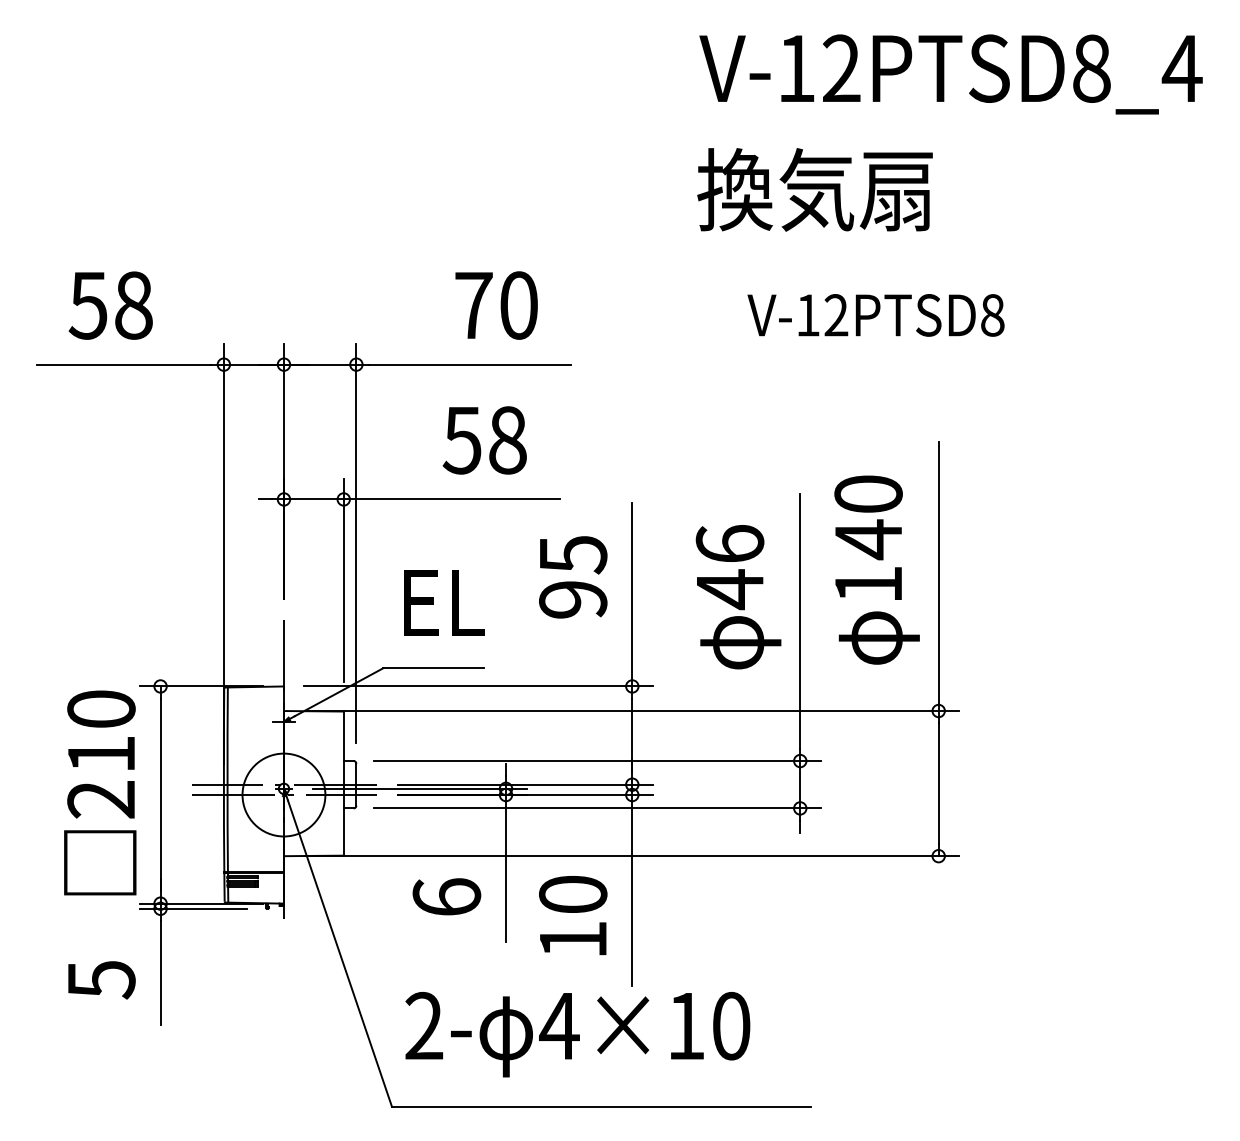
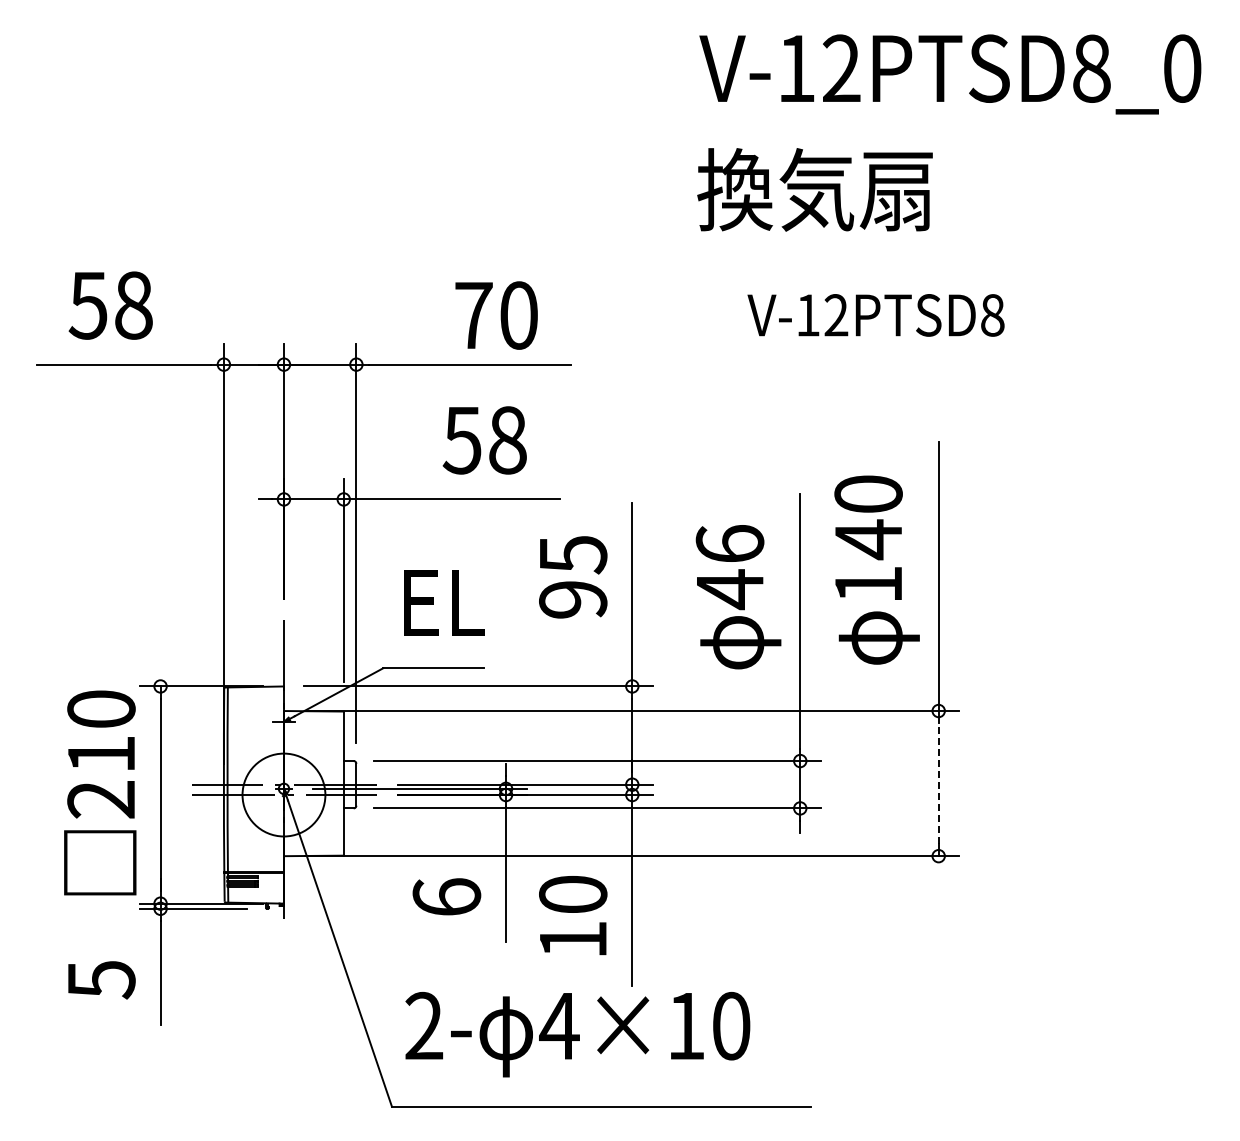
text: V-12PTSD8_4 -> V-12PTSD8_0 (1181, 68)
text position: (496, 305) -> (496, 315) (496, 315)
line: solid -> dashed (938, 783)
